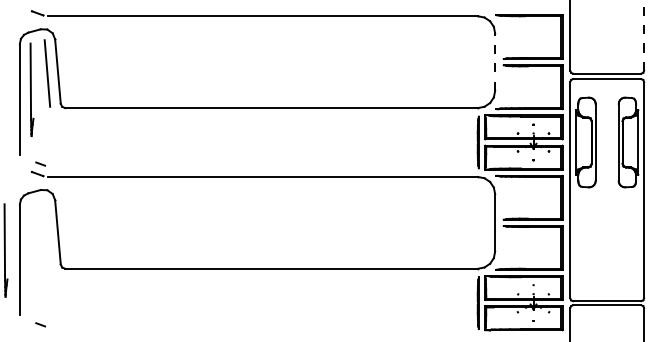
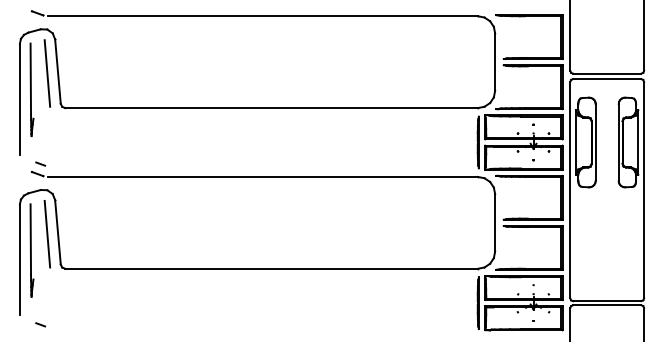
line: dashed -> solid (644, 35)
line: dashed -> solid (495, 62)
line: none -> present (47, 233)
part position: (5, 250) -> (31, 250) (31, 250)
